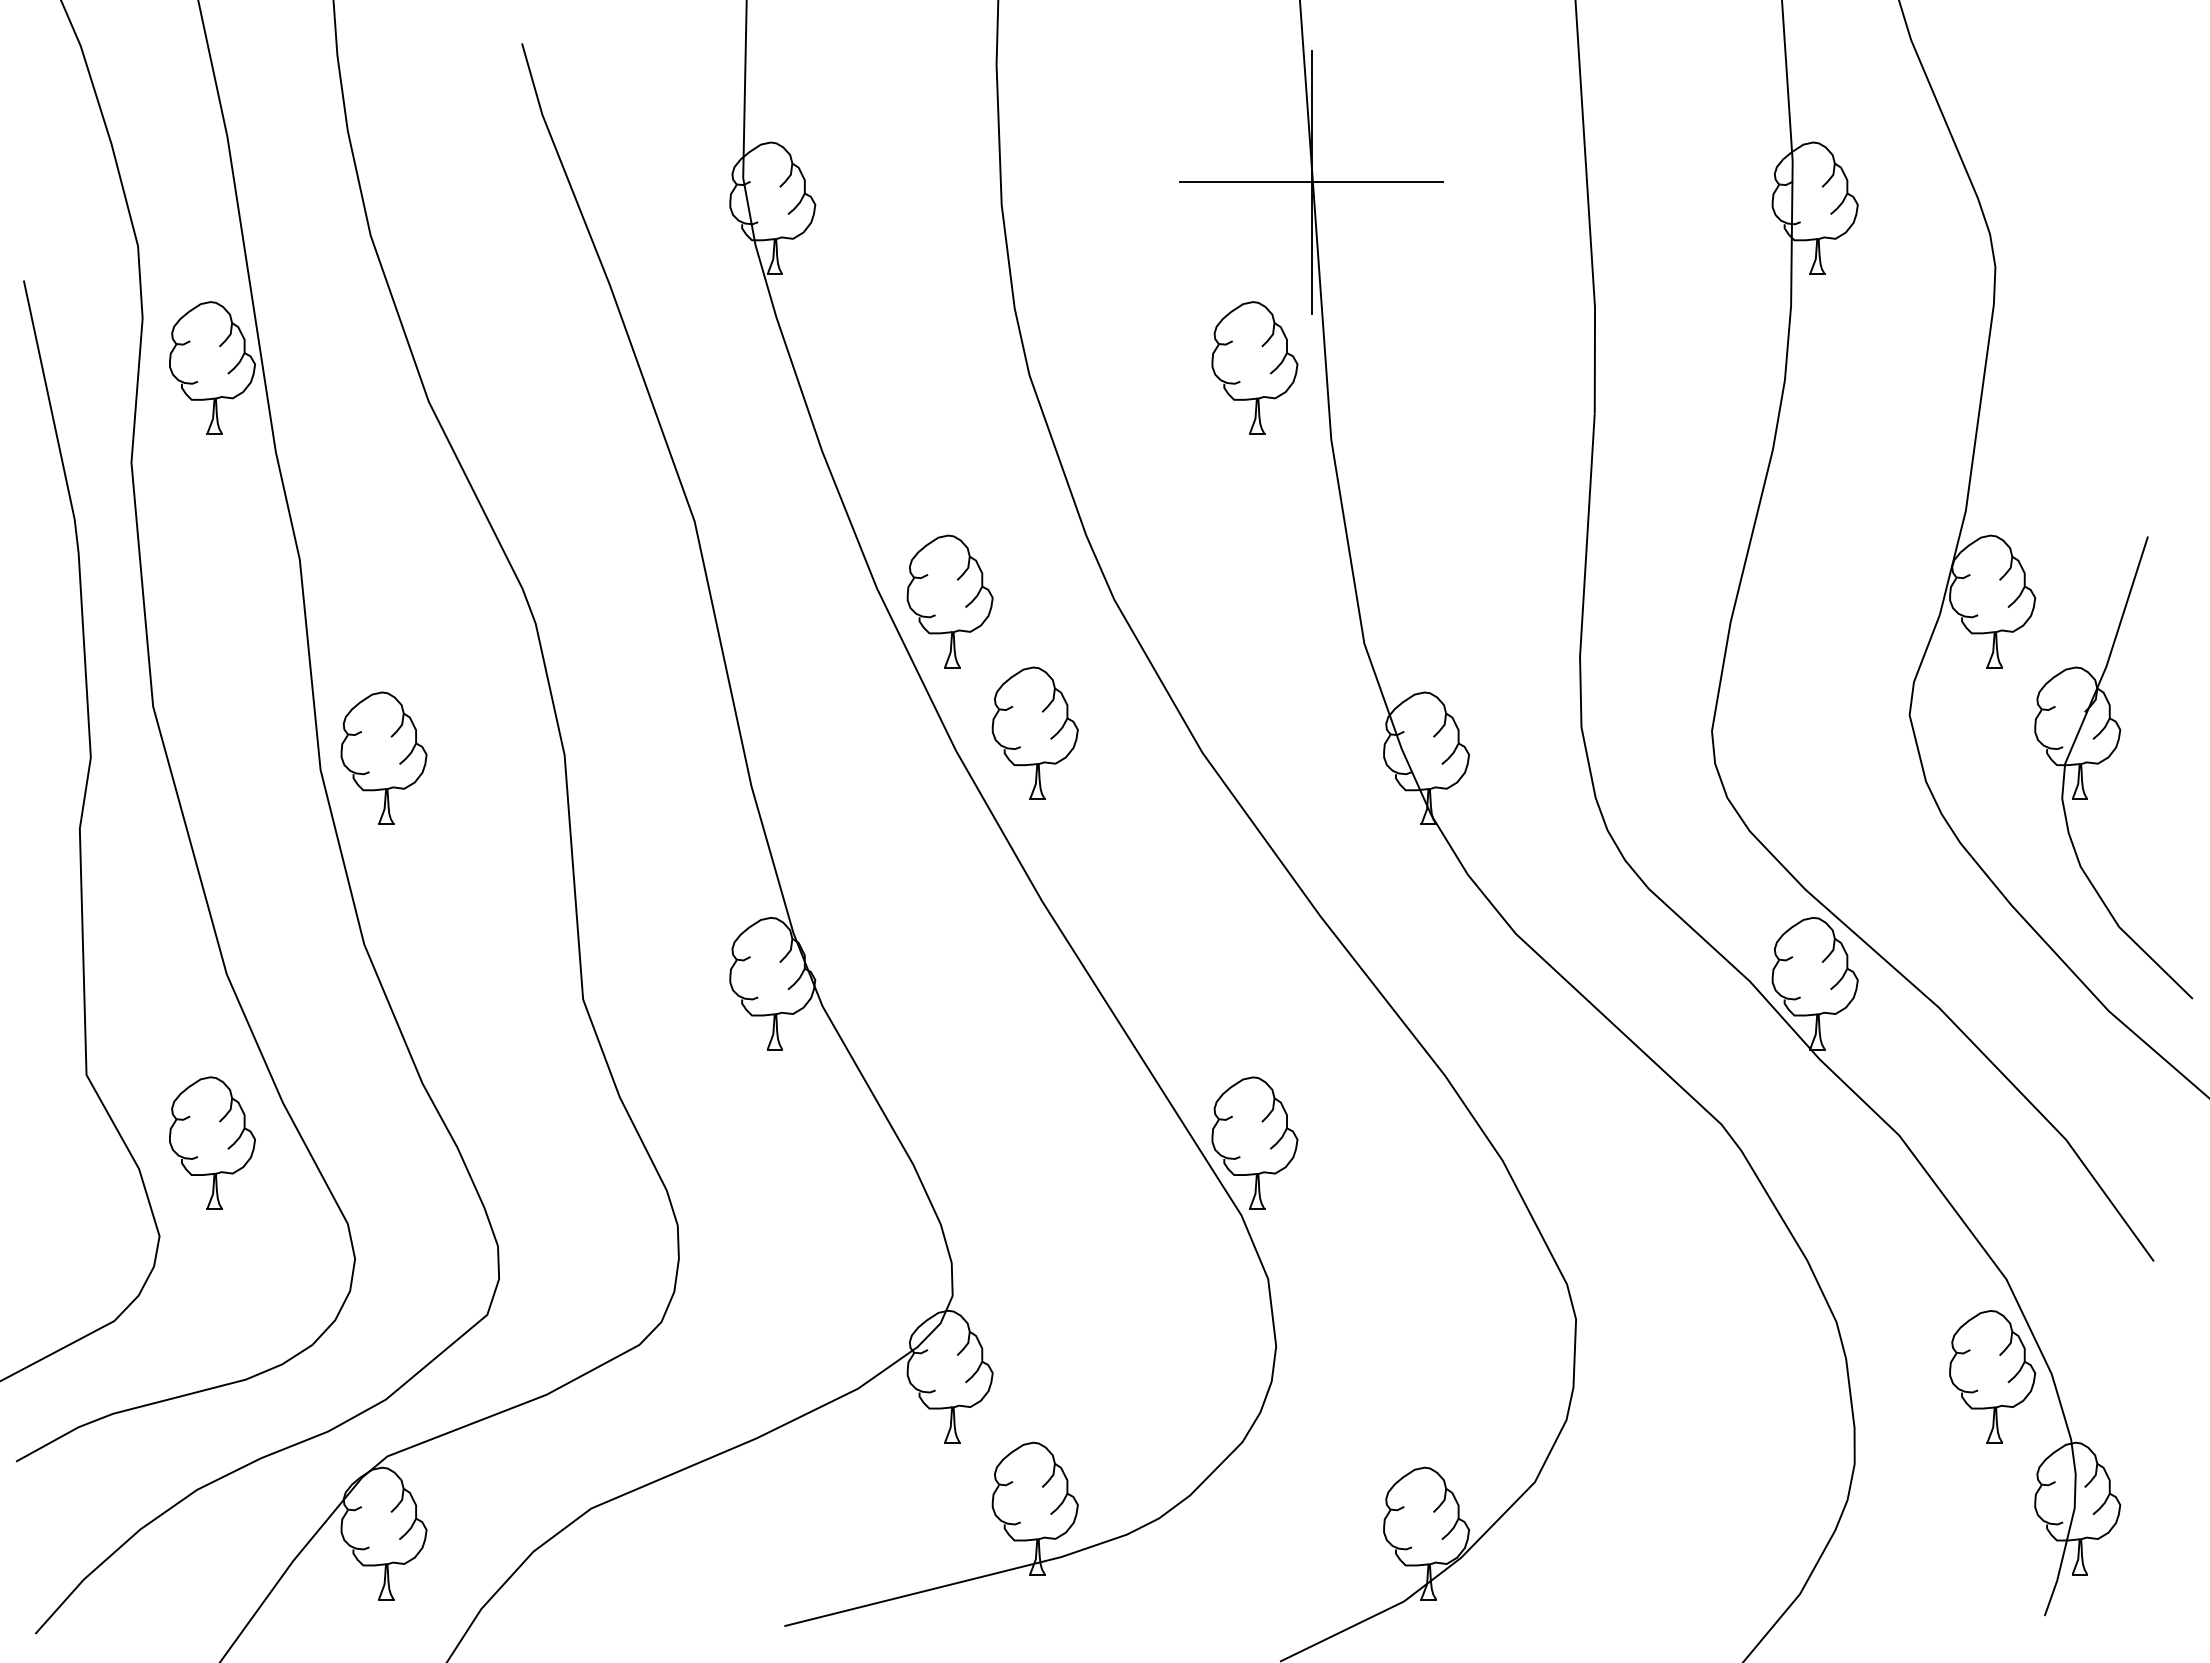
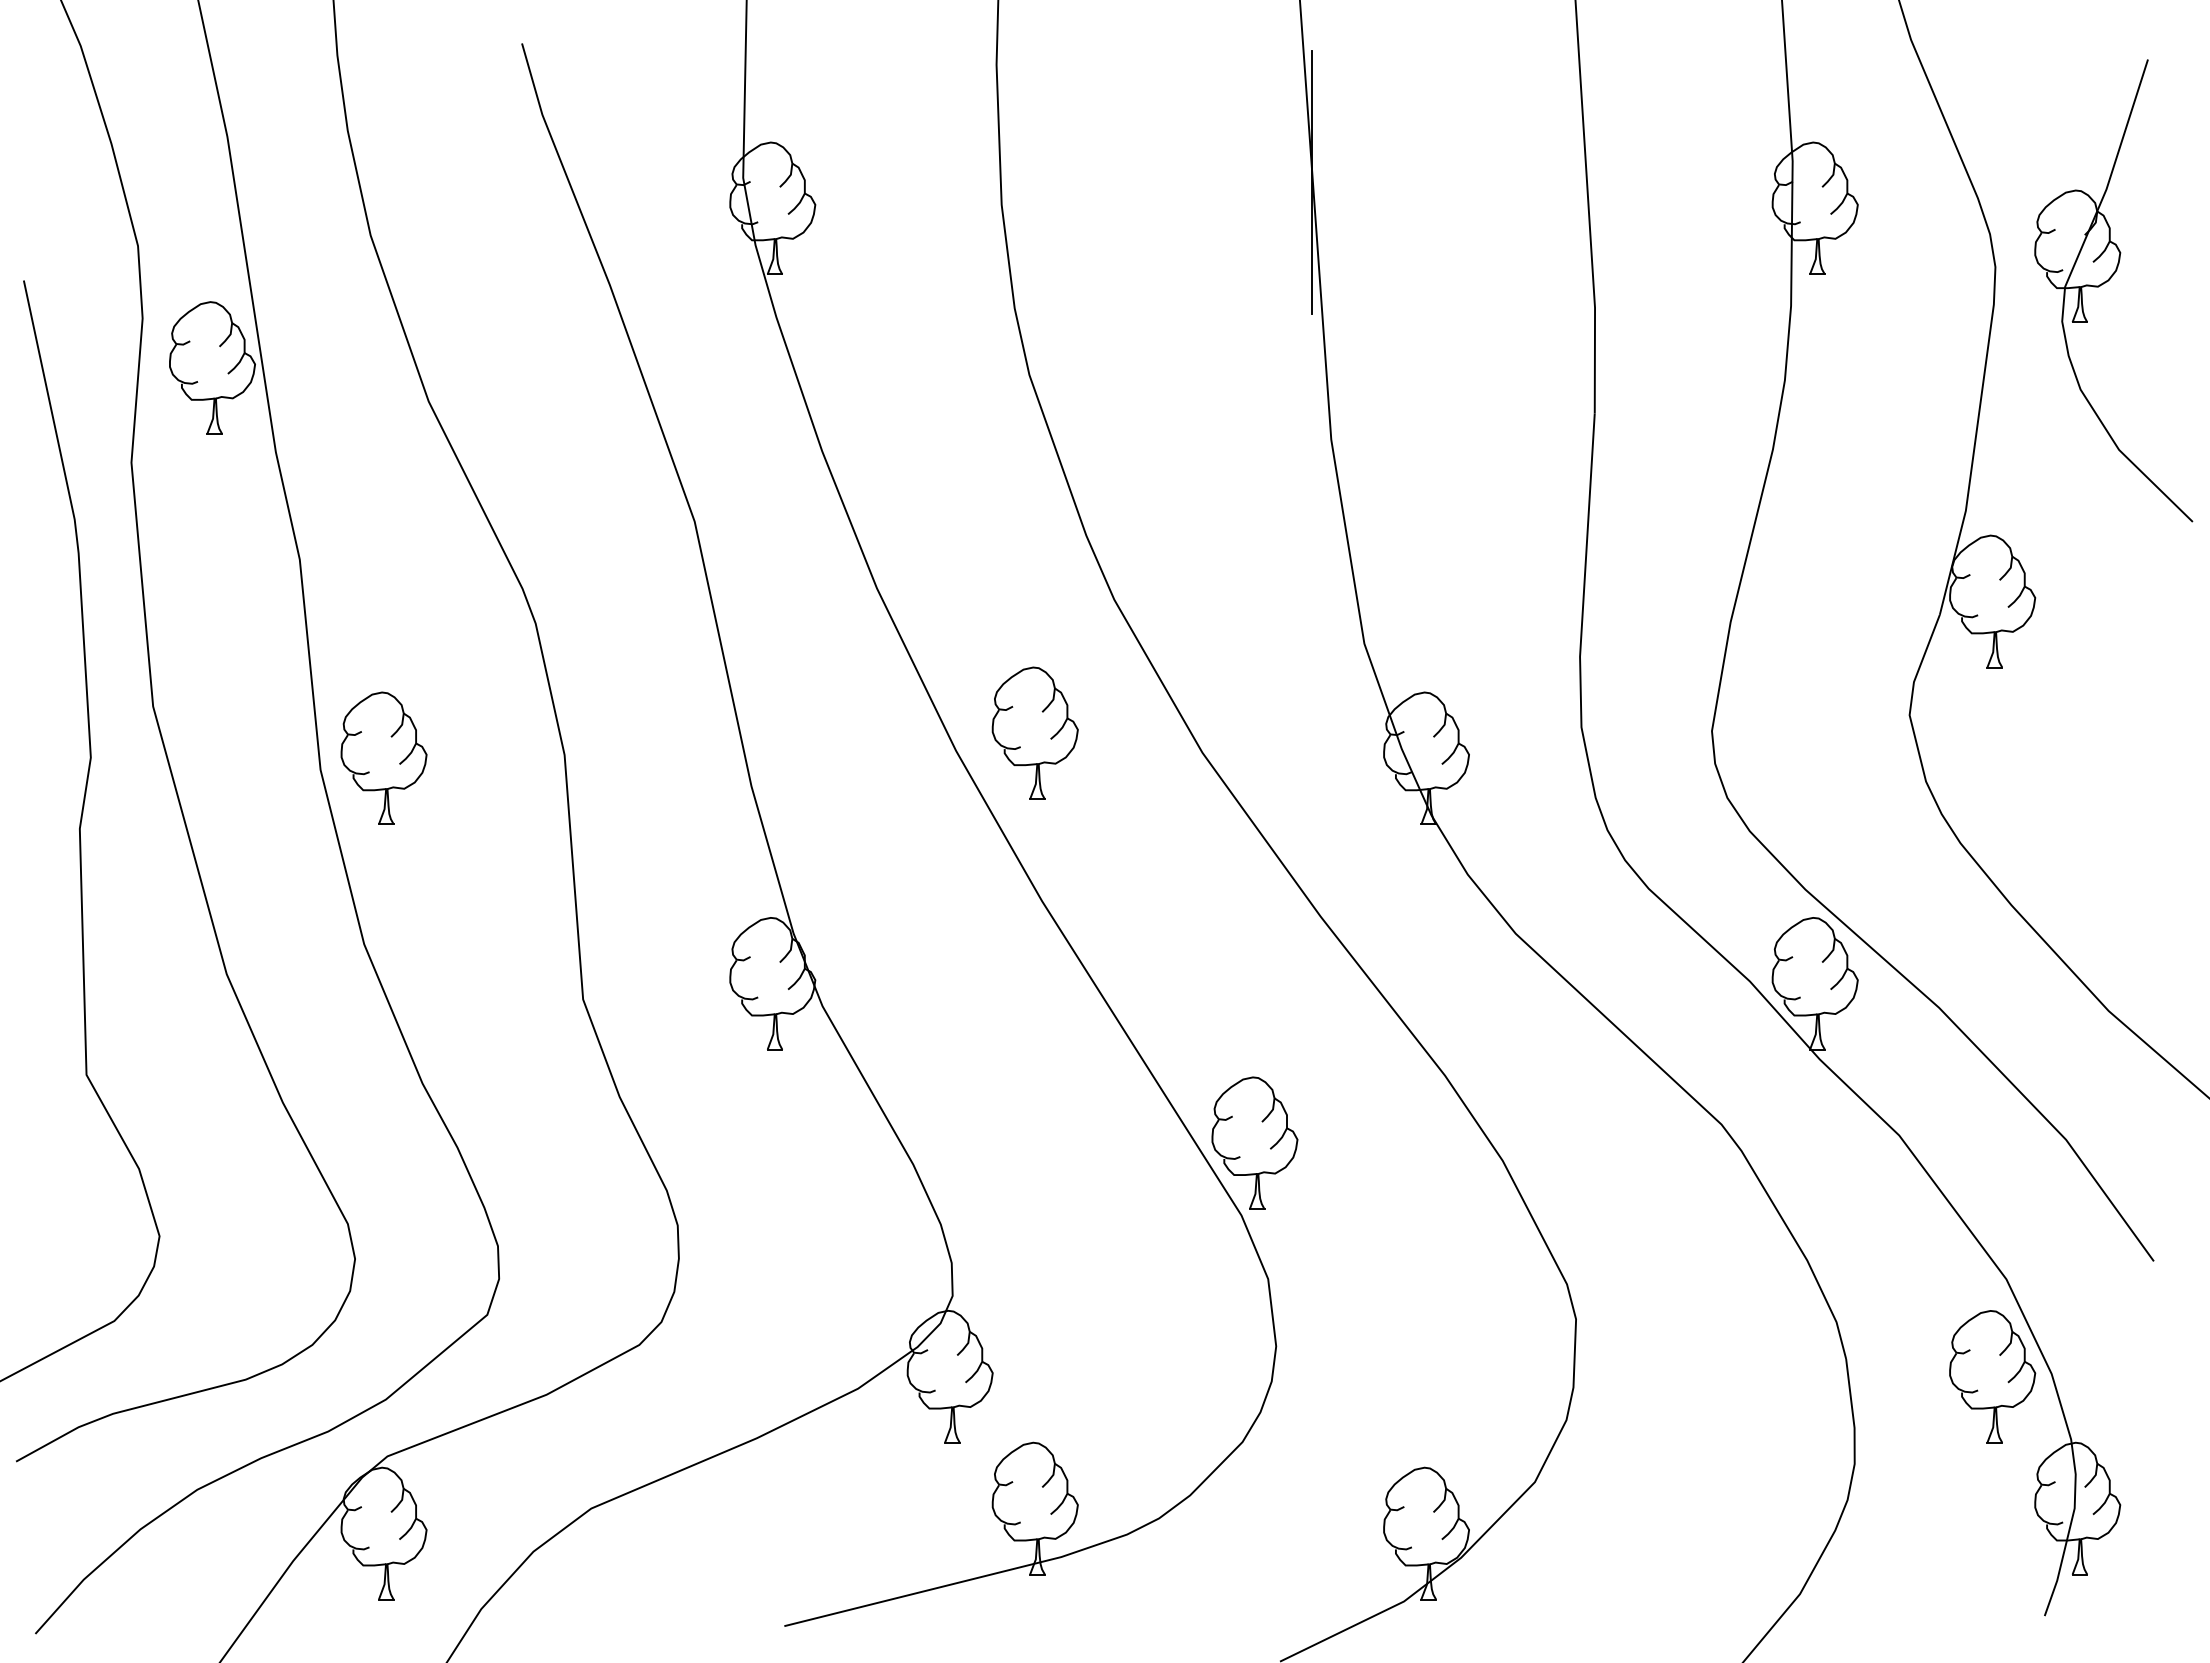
line: present -> none (1311, 182)
part: present -> none (1254, 367)
part: present -> none (949, 601)
part position: (2107, 759) -> (2107, 282) (2107, 282)
part: present -> none (212, 1142)
